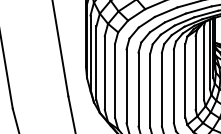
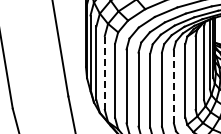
line: solid -> dashed (104, 72)
line: solid -> dashed (173, 86)
